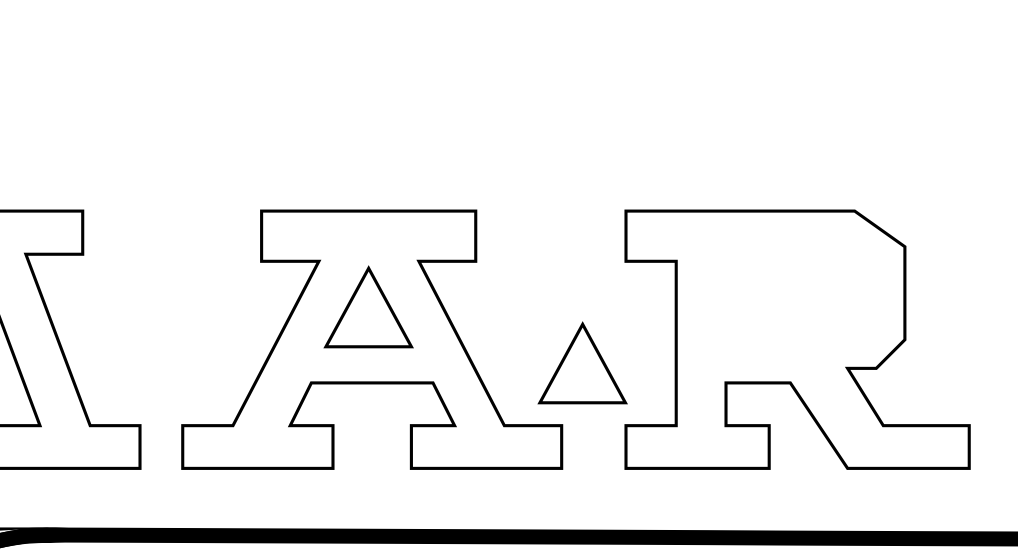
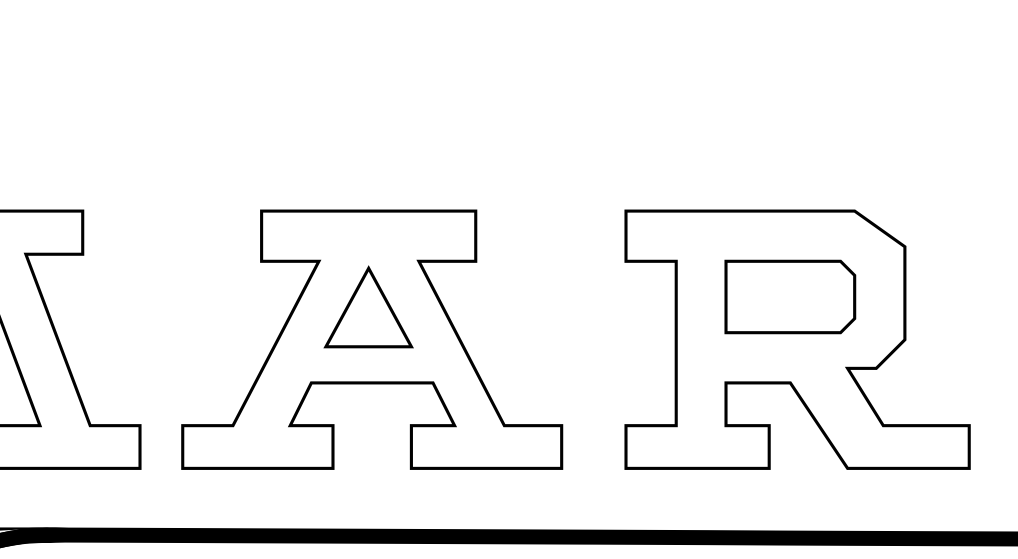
part: none -> present (790, 296)
part: present -> none (582, 362)
